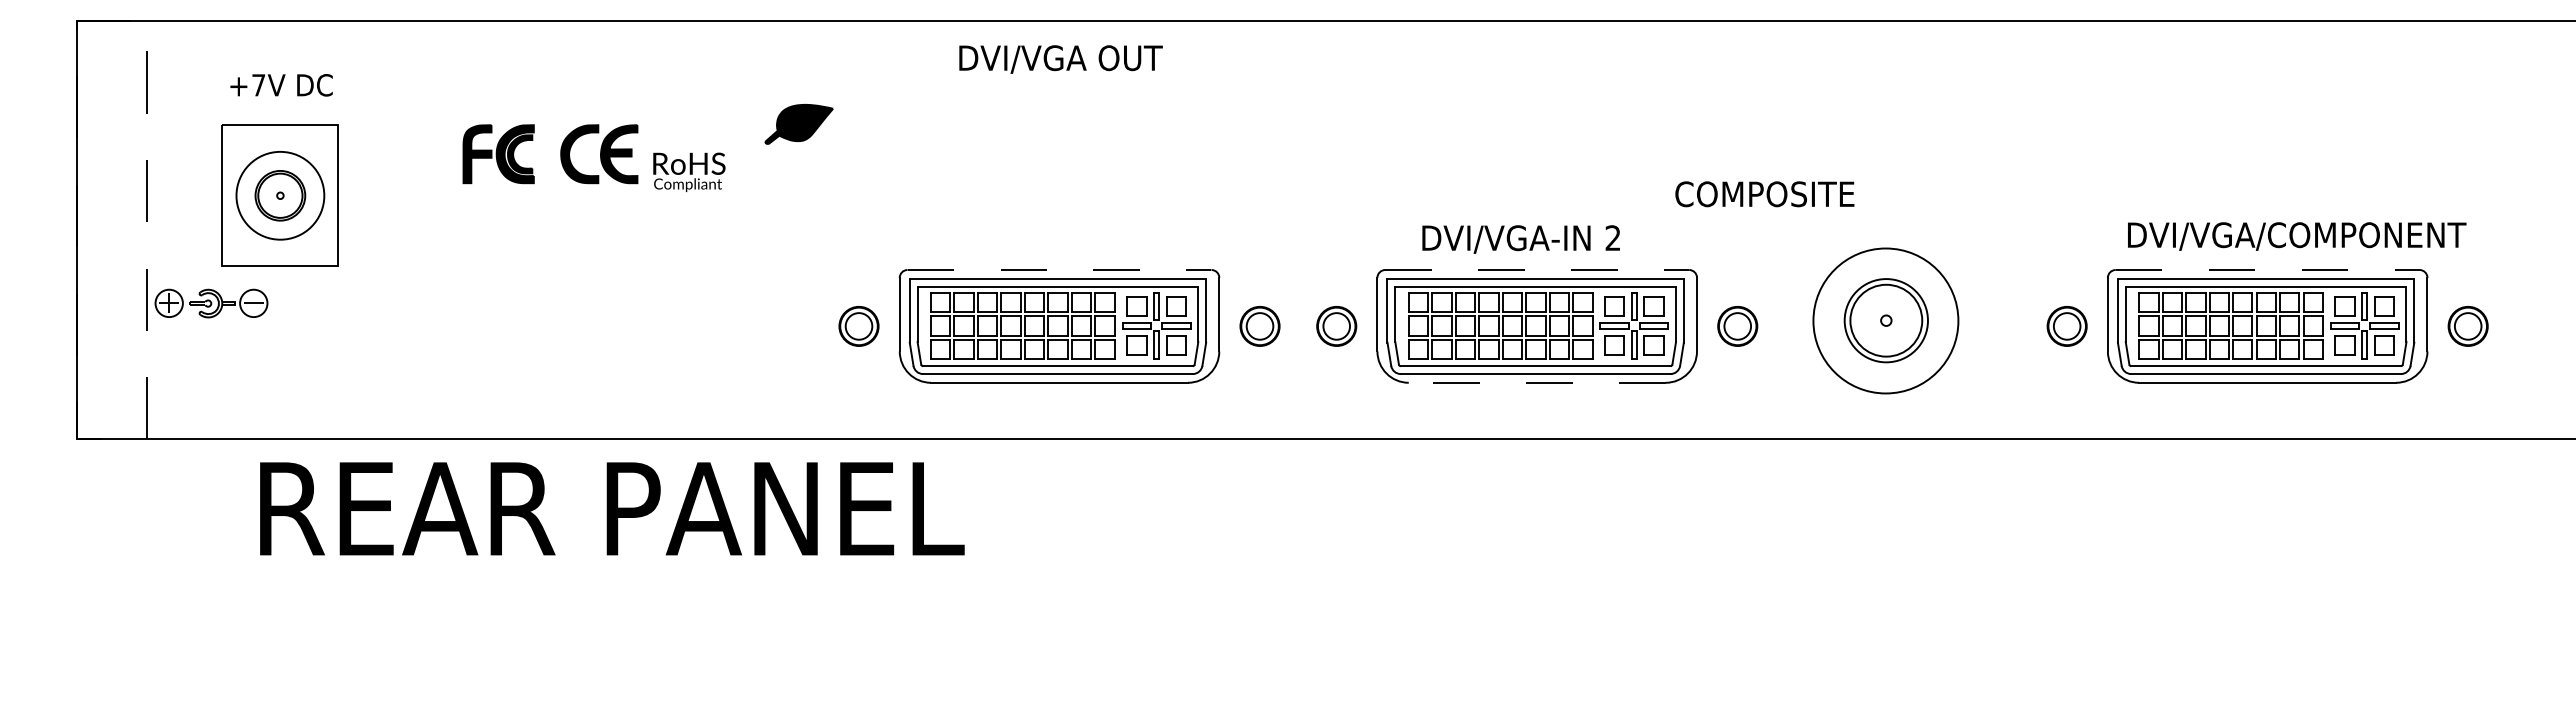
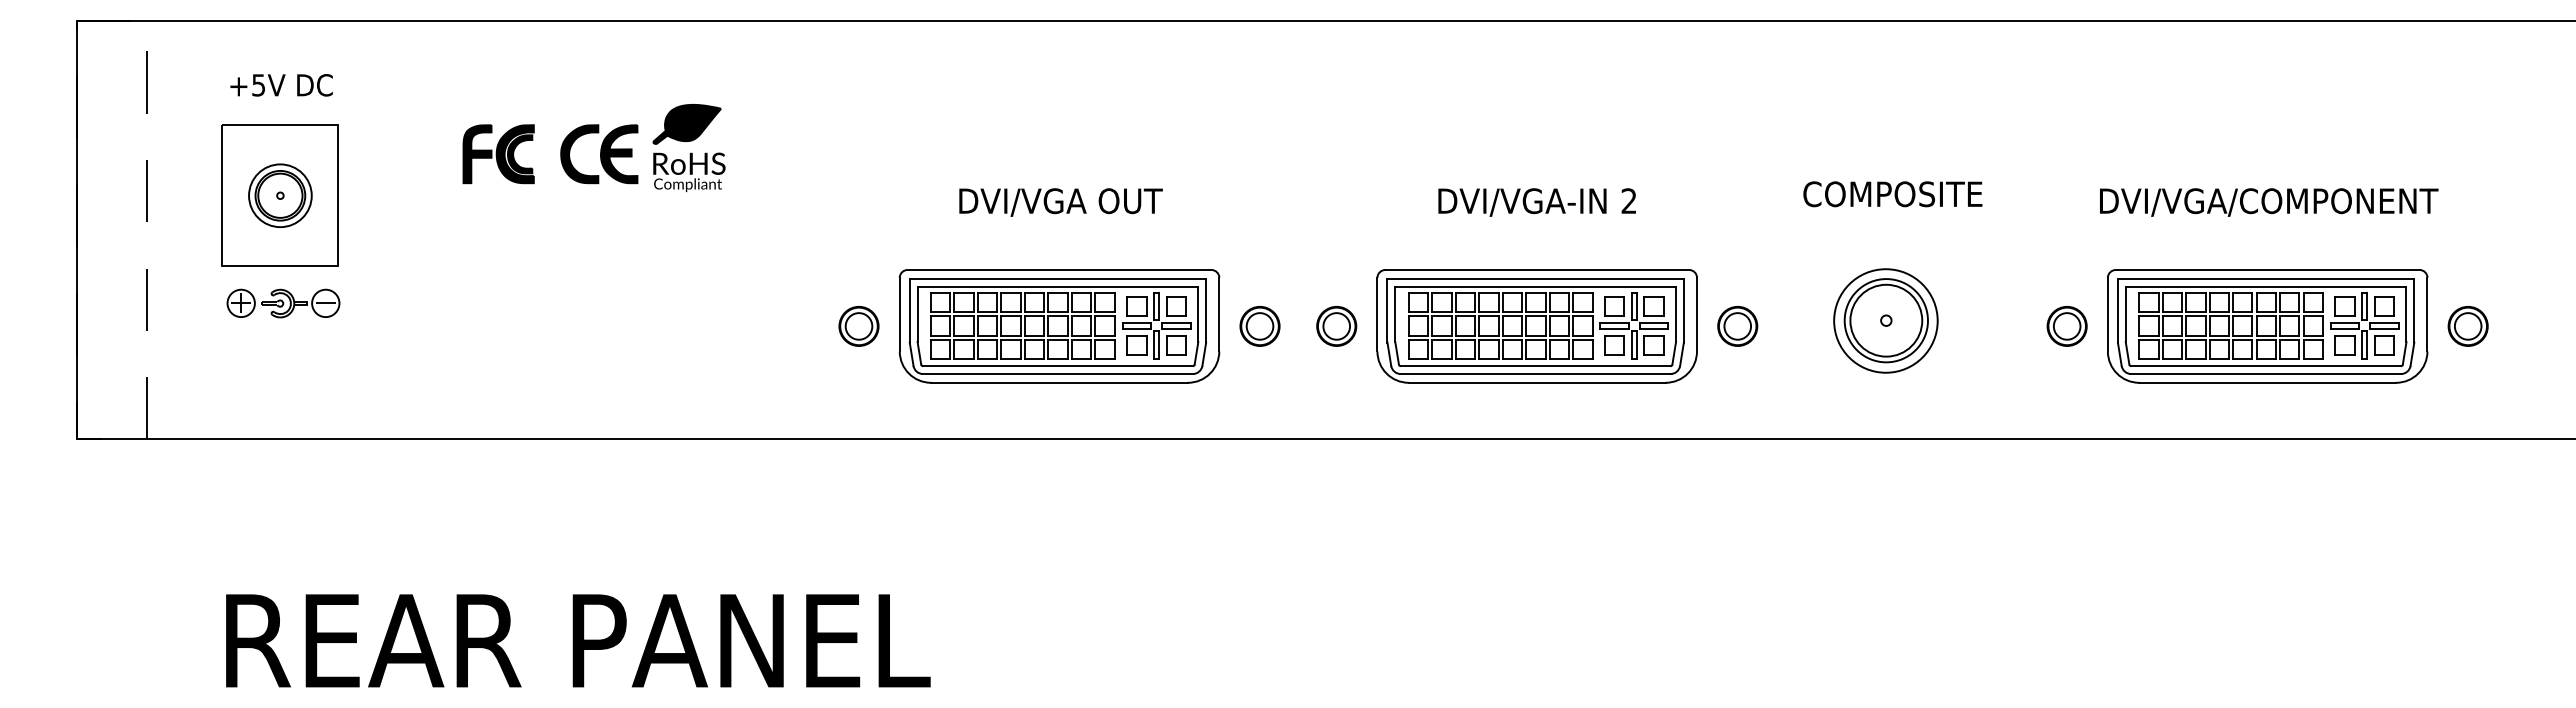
text position: (1060, 59) -> (1060, 202) (1060, 202)
text: +7V -> +5V (258, 85)
part position: (798, 123) -> (686, 123) (686, 123)
text position: (1764, 194) -> (1892, 194) (1892, 194)
circle diameter: 88 px -> 63 px (280, 195)
text position: (2297, 236) -> (2269, 202) (2269, 202)
text position: (1520, 239) -> (1536, 202) (1536, 202)
line: dashed -> solid (1059, 270)
line: dashed -> solid (1537, 270)
line: dashed -> solid (2267, 270)
part position: (211, 303) -> (283, 303) (283, 303)
circle diameter: 145 px -> 104 px (1885, 320)
line: dashed -> solid (1536, 382)
text position: (612, 508) -> (578, 640) (578, 640)
